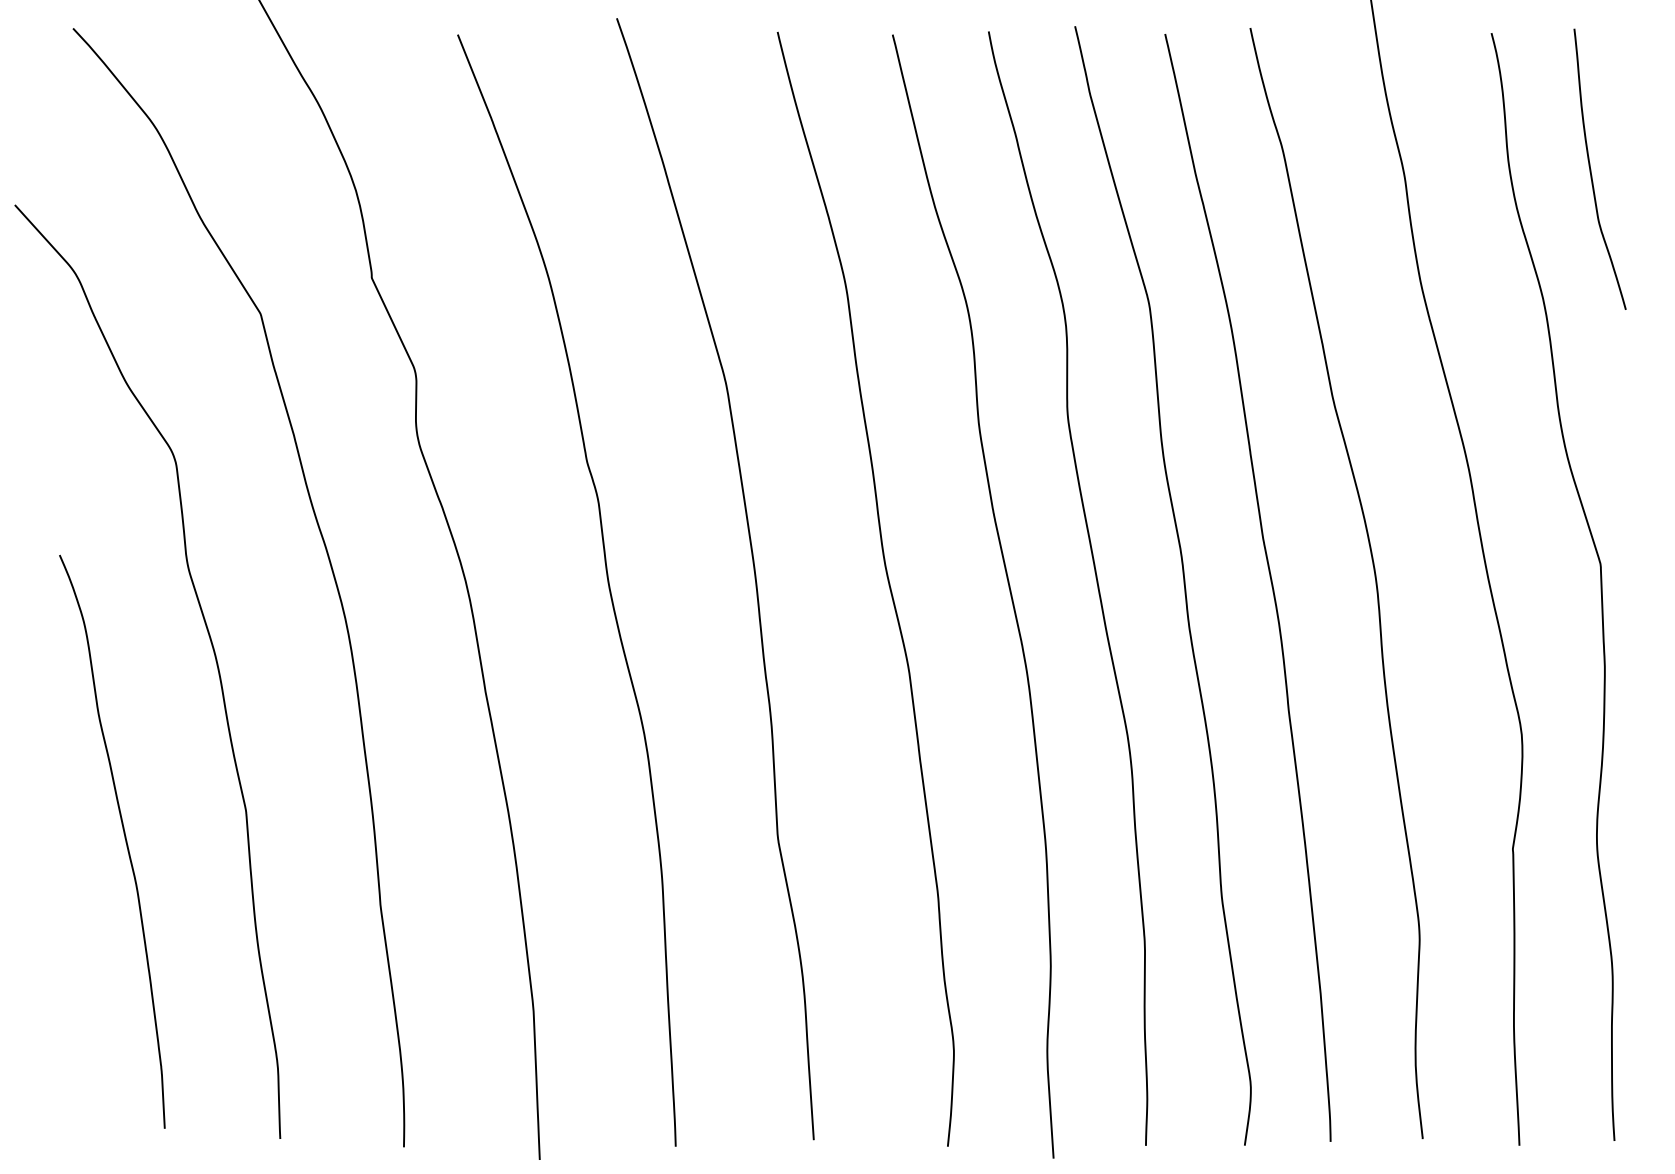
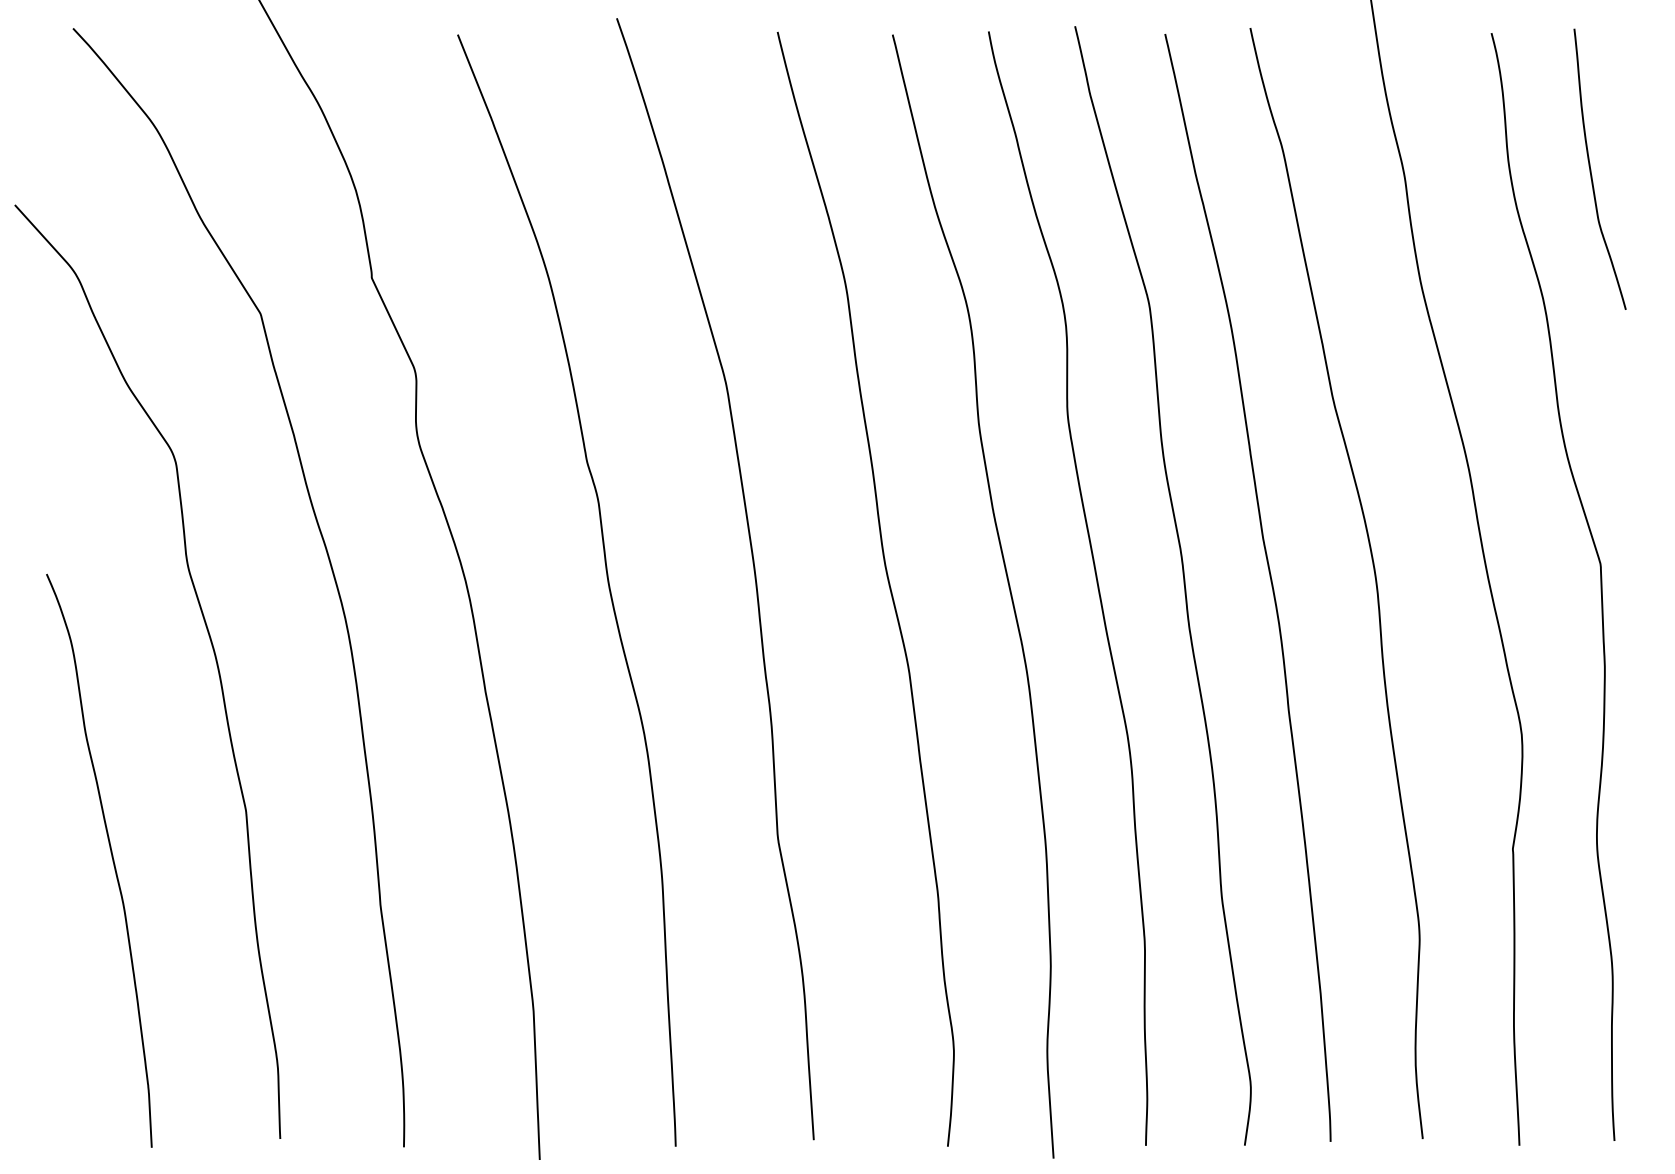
curve position: (124, 838) -> (111, 857) (111, 857)
